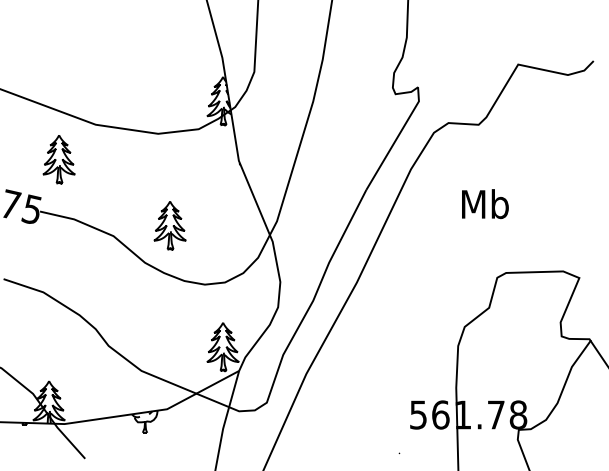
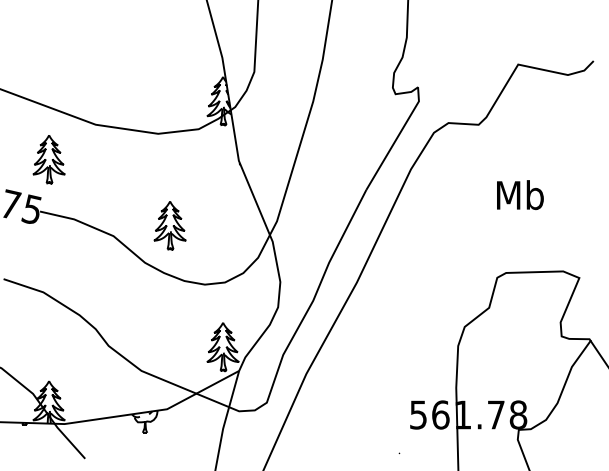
part position: (58, 159) -> (48, 159) (48, 159)
text position: (485, 204) -> (520, 195) (520, 195)
